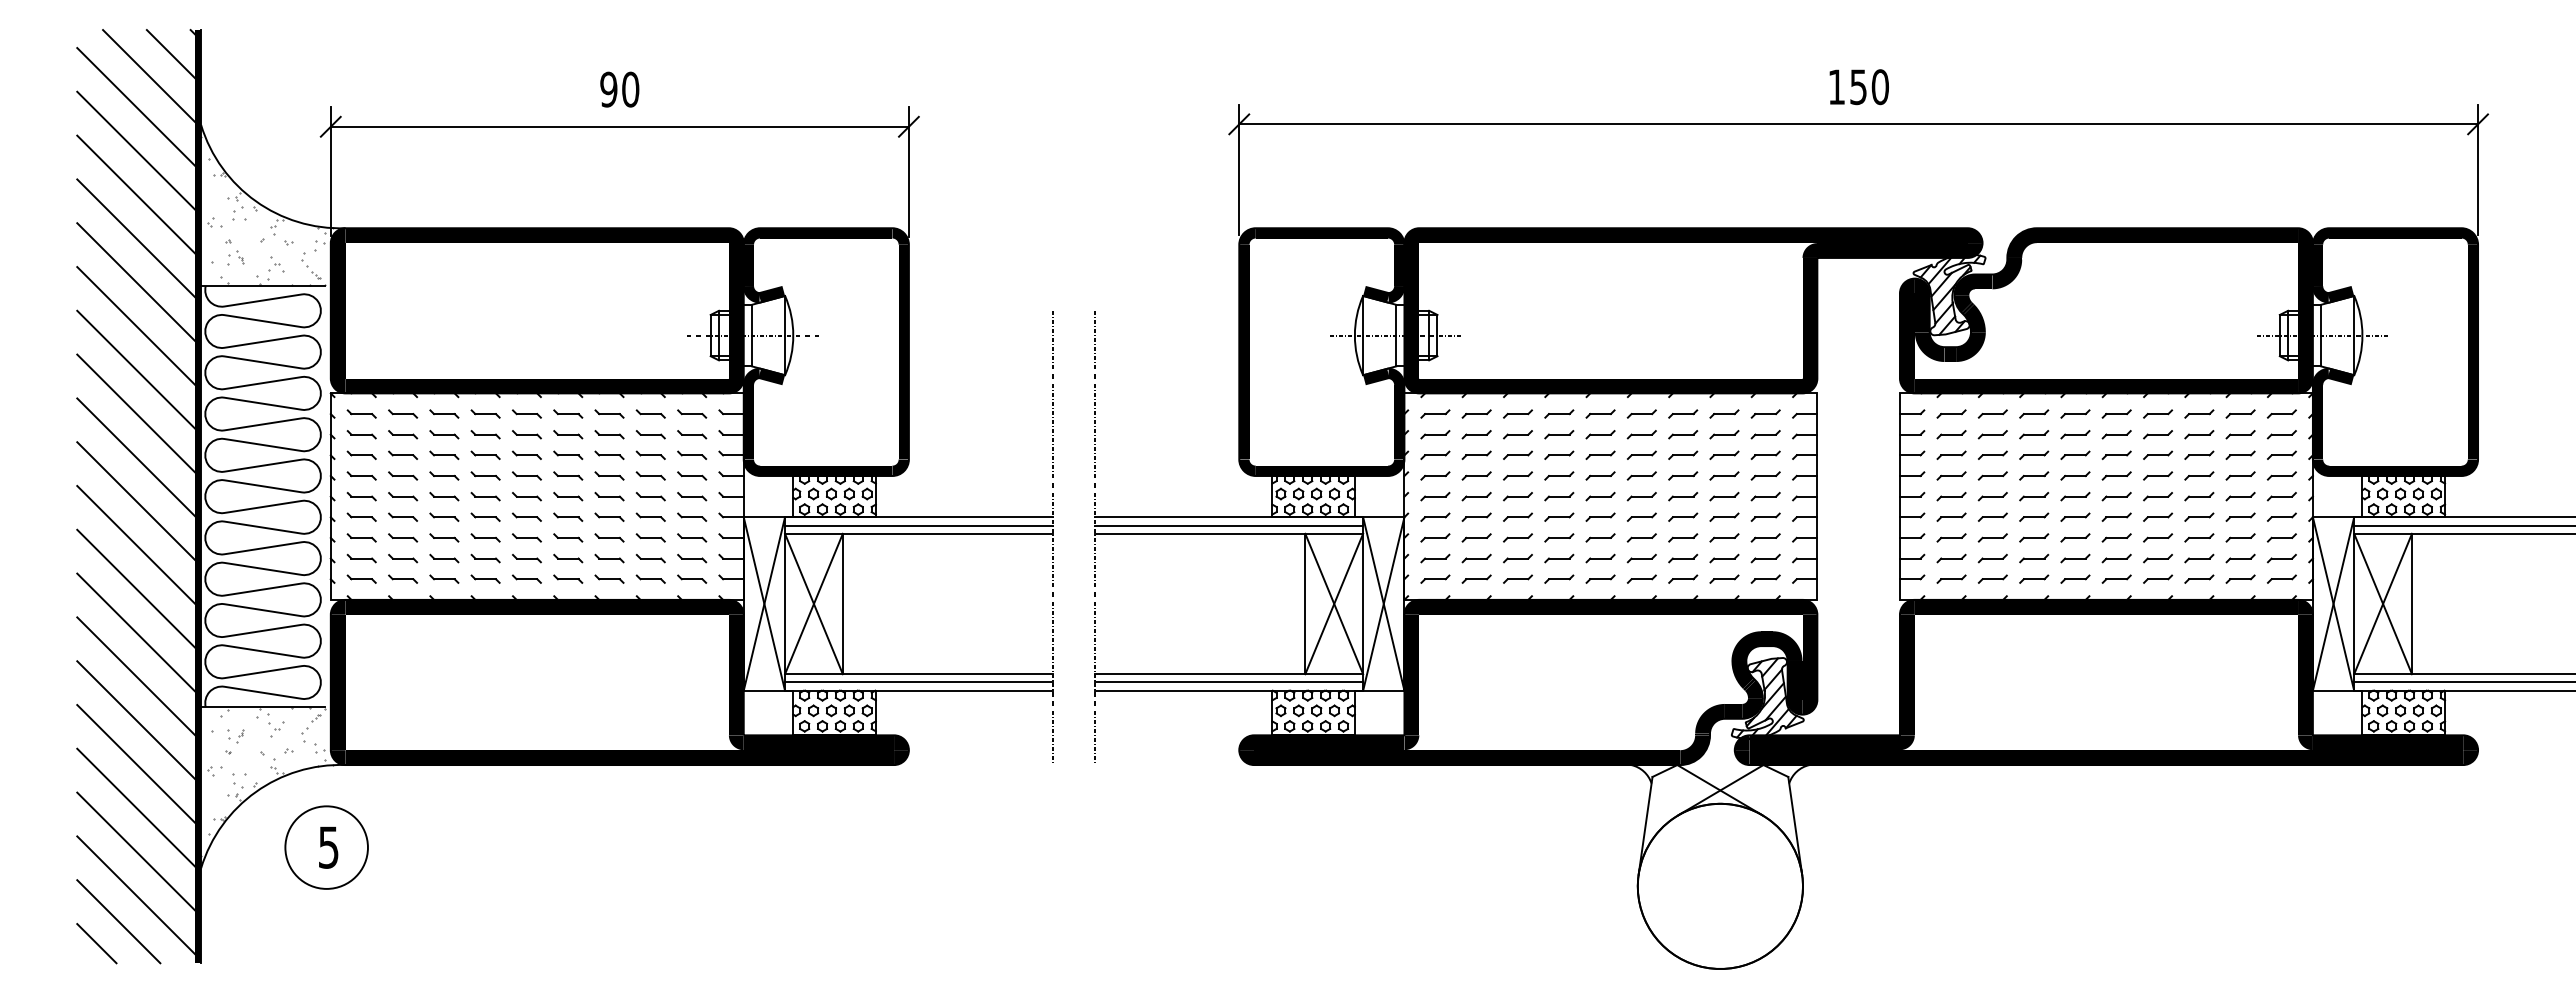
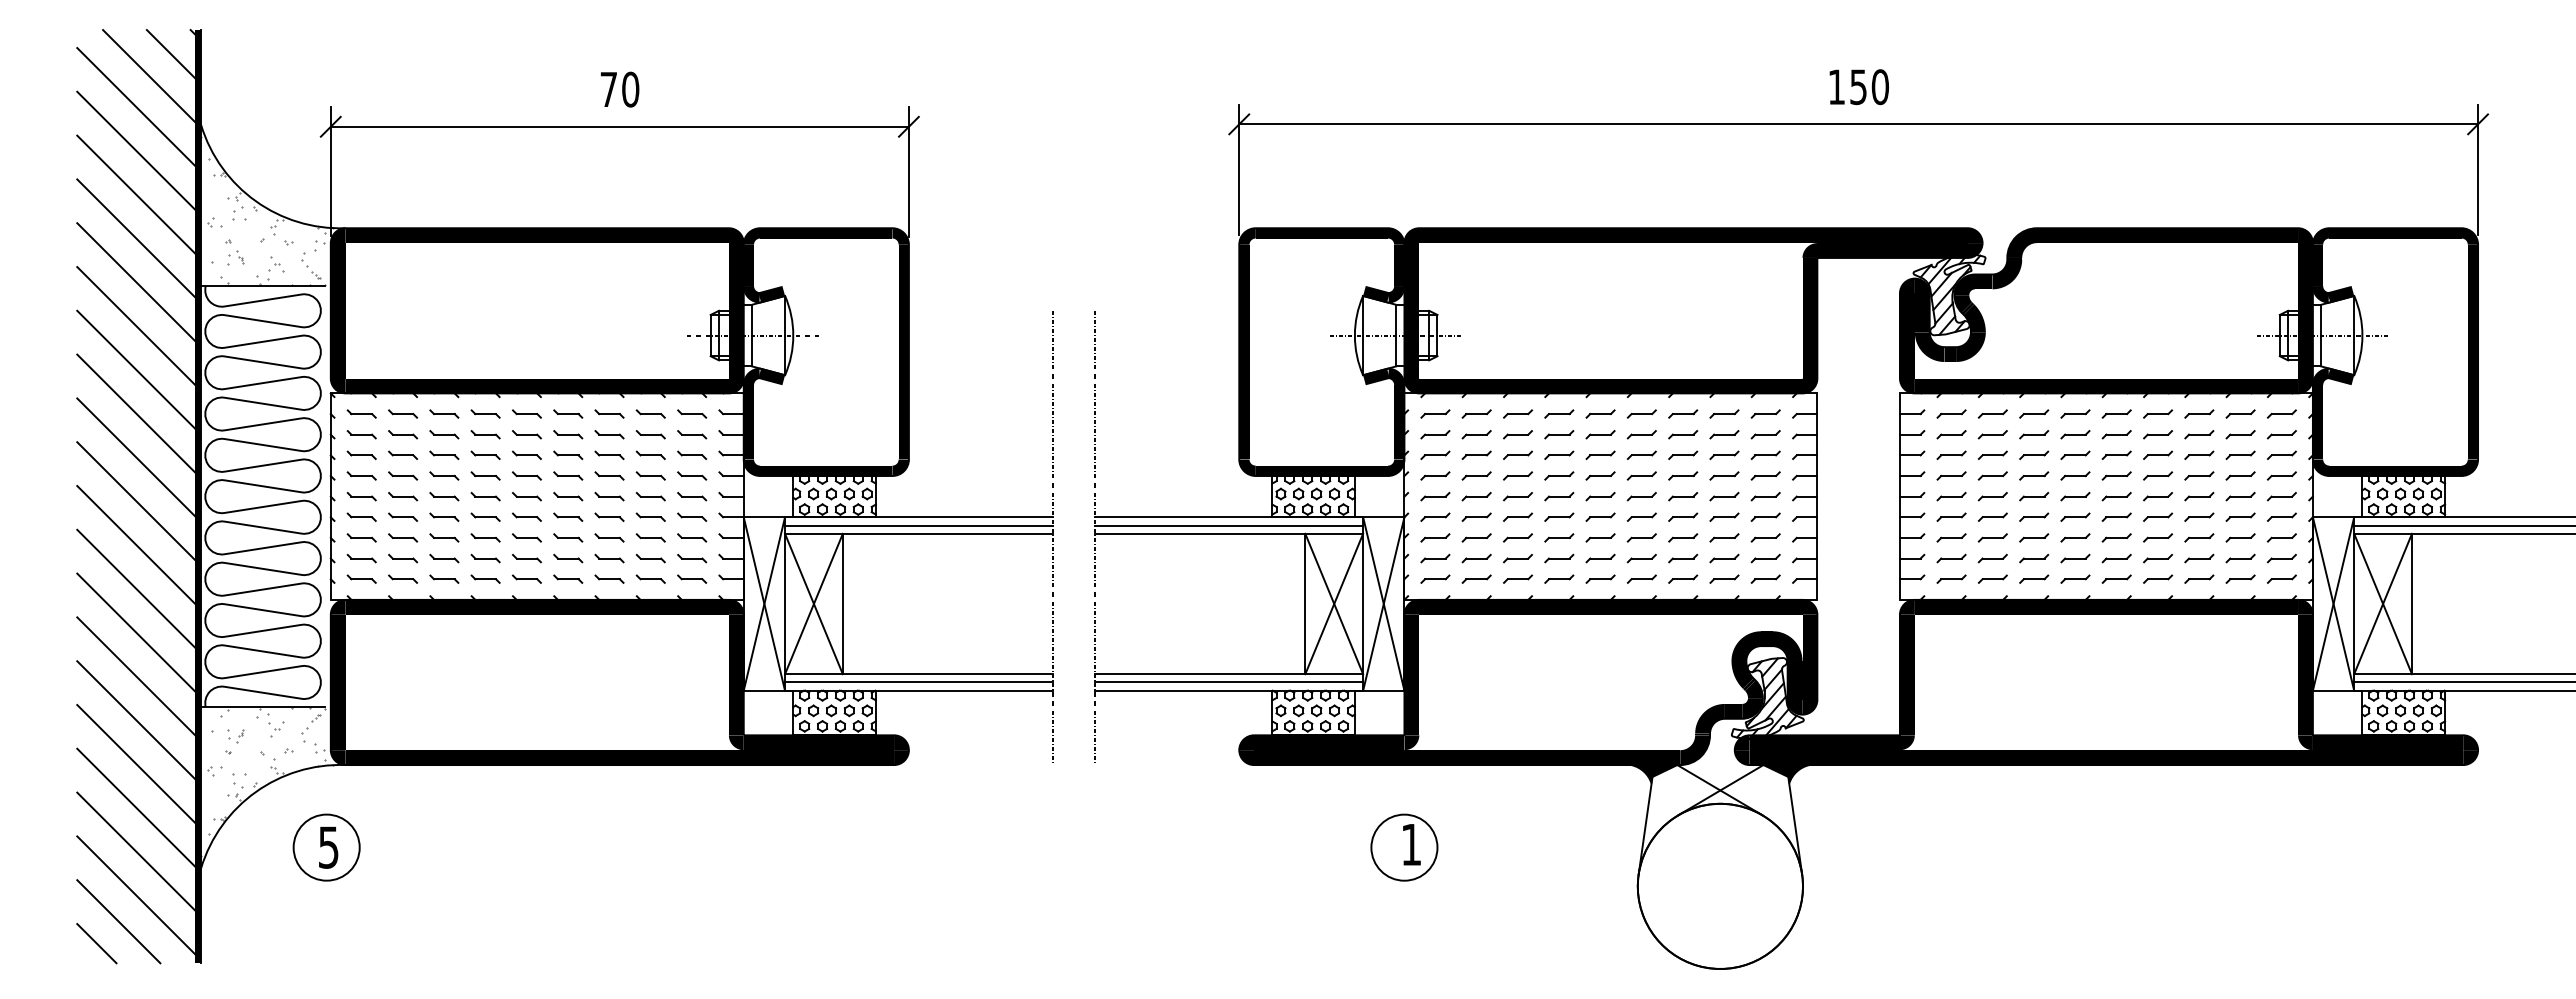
text: 90 -> 70 (608, 89)
fill: none -> present (1654, 774)
fill: none -> present (1786, 774)
circle diameter: 83 px -> 66 px (326, 847)
part: none -> present (1404, 847)
